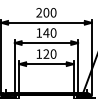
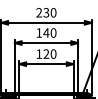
text: 200 -> 230 (46, 12)
